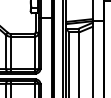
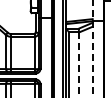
line: solid -> dashed (92, 49)
line: solid -> dashed (79, 65)
